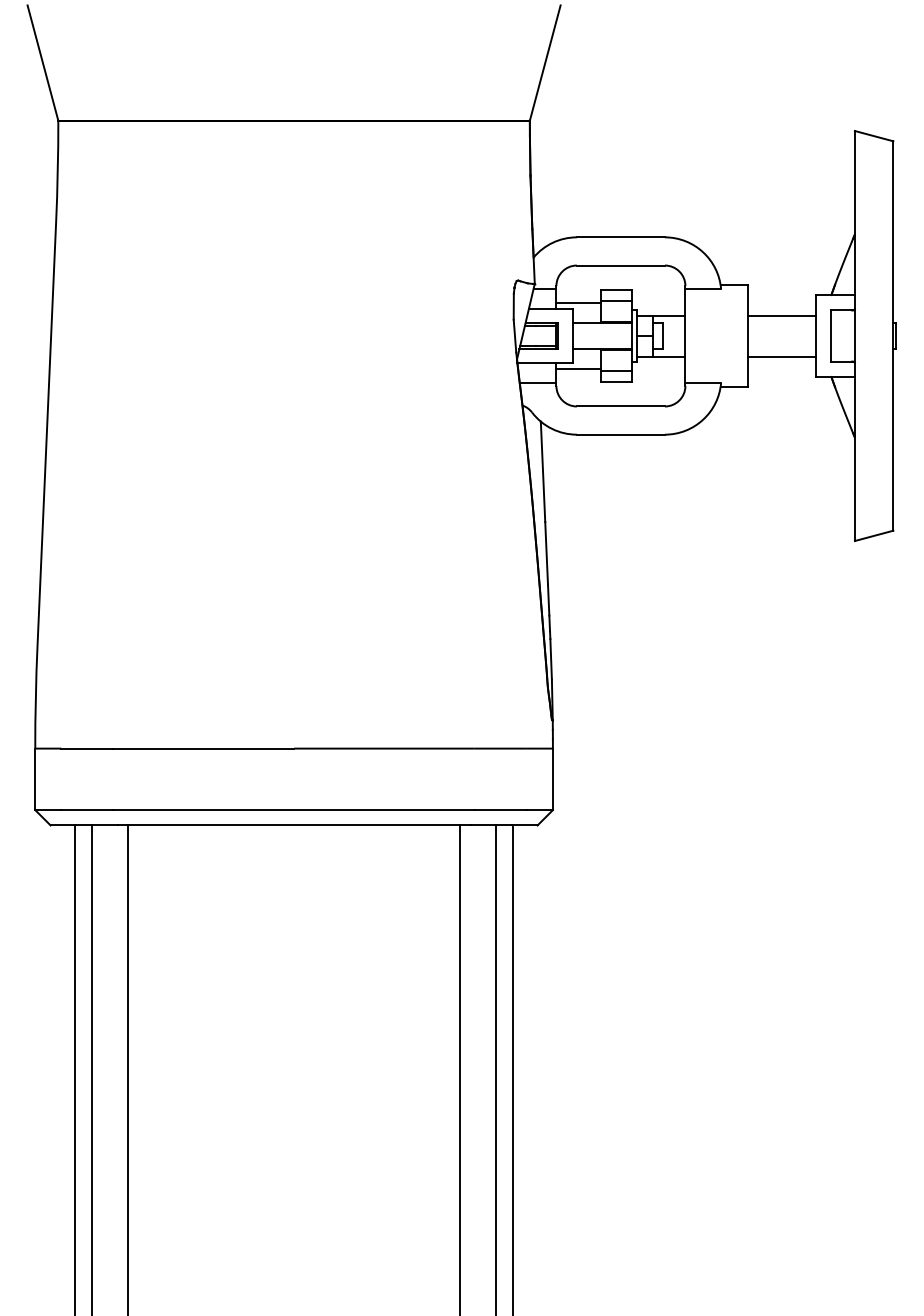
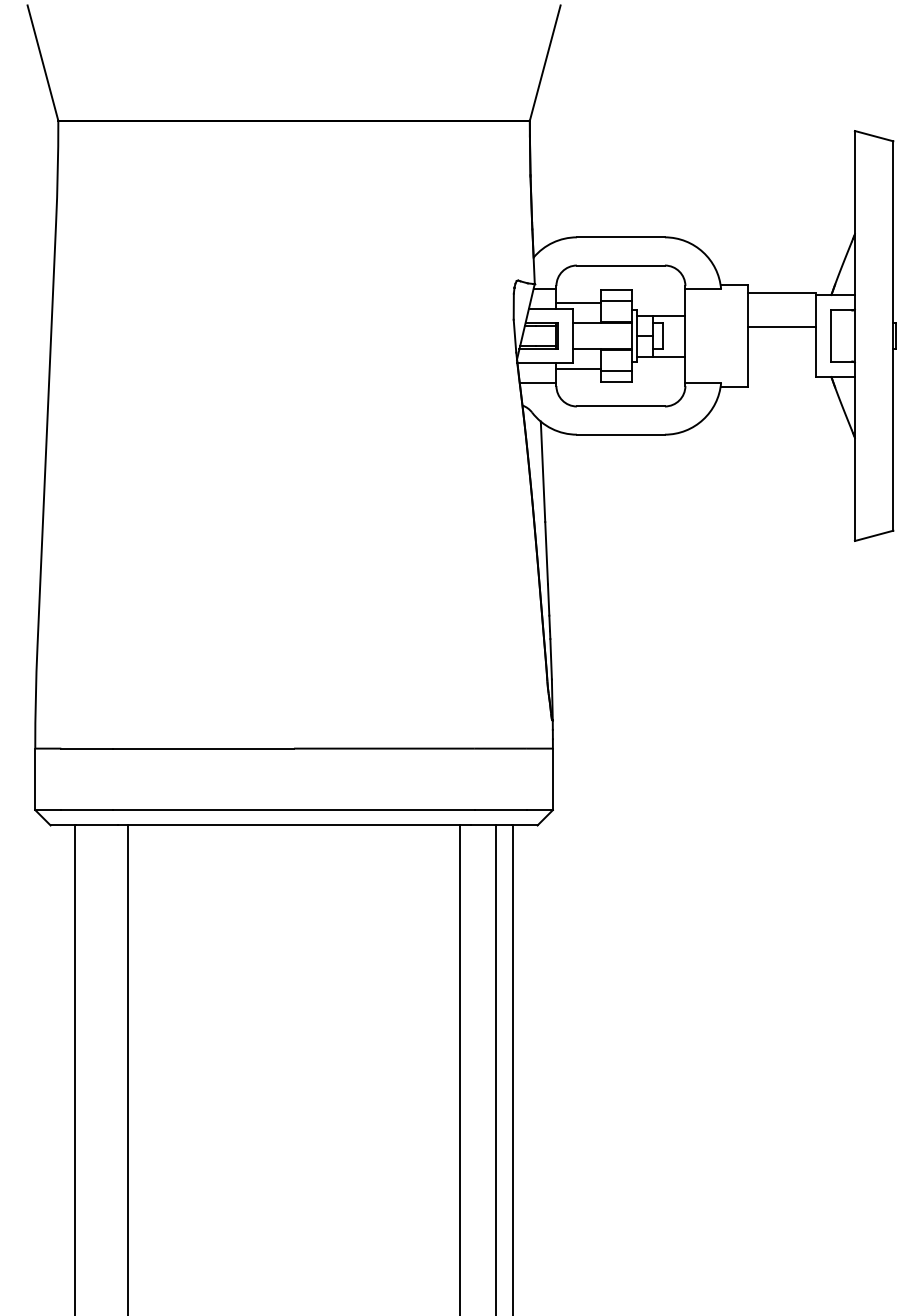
line position: (781, 315) -> (781, 292) (781, 292)
line position: (781, 356) -> (781, 326) (781, 326)
line: present -> none (92, 1068)
